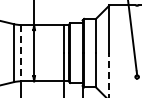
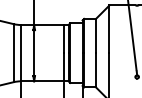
line: dashed -> solid (20, 53)
line: dashed -> solid (109, 75)
